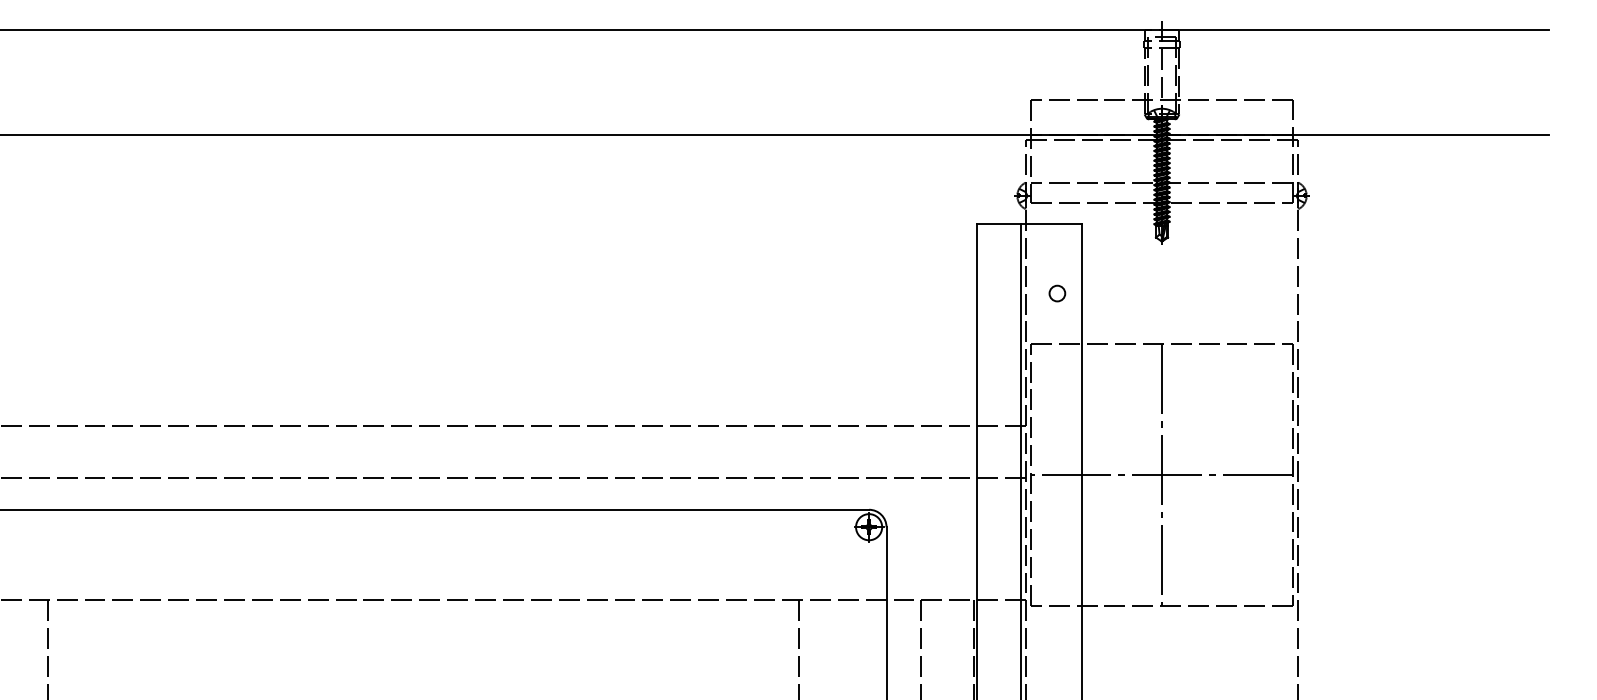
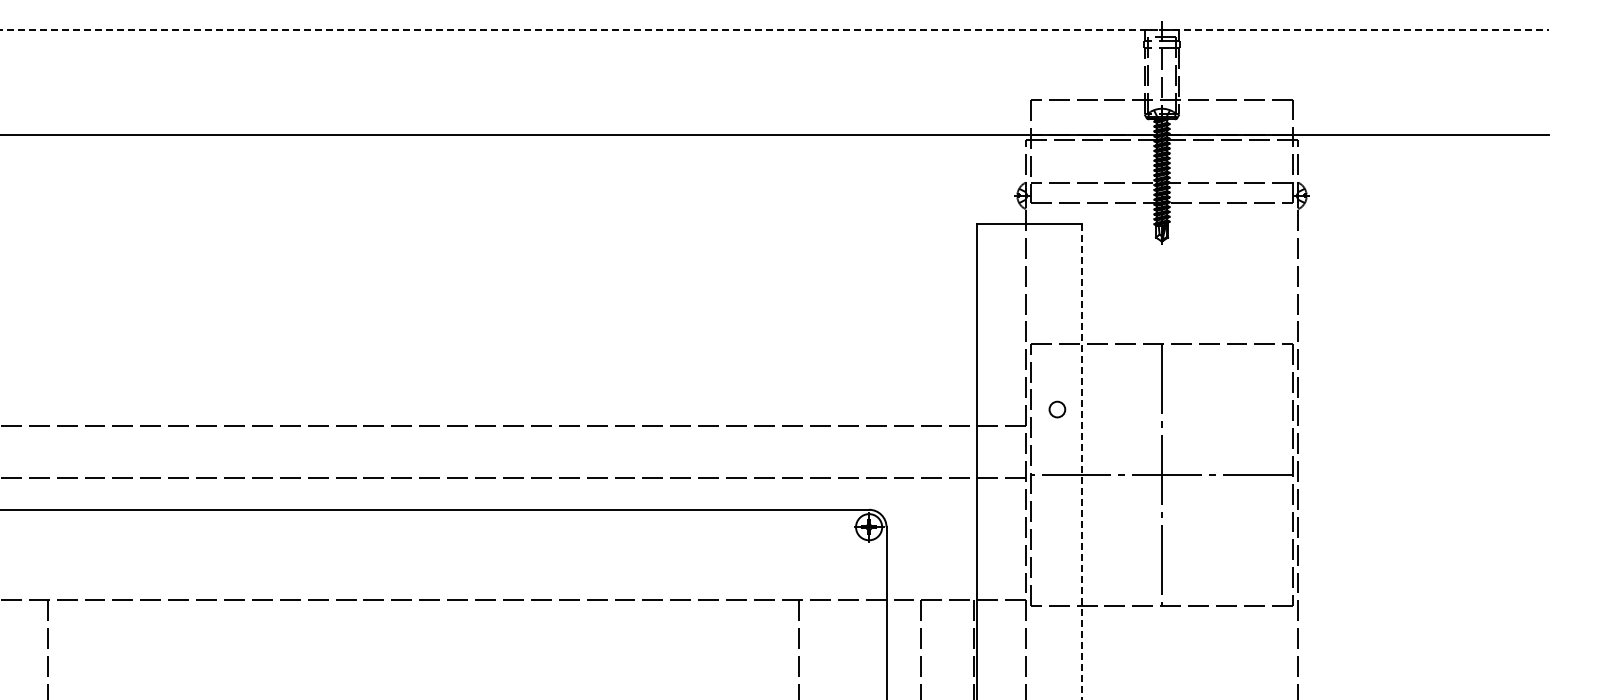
line: solid -> dashed (775, 30)
circle position: (1057, 293) -> (1057, 409) (1057, 409)
line: present -> none (1020, 459)
line: solid -> dashed (1081, 461)
